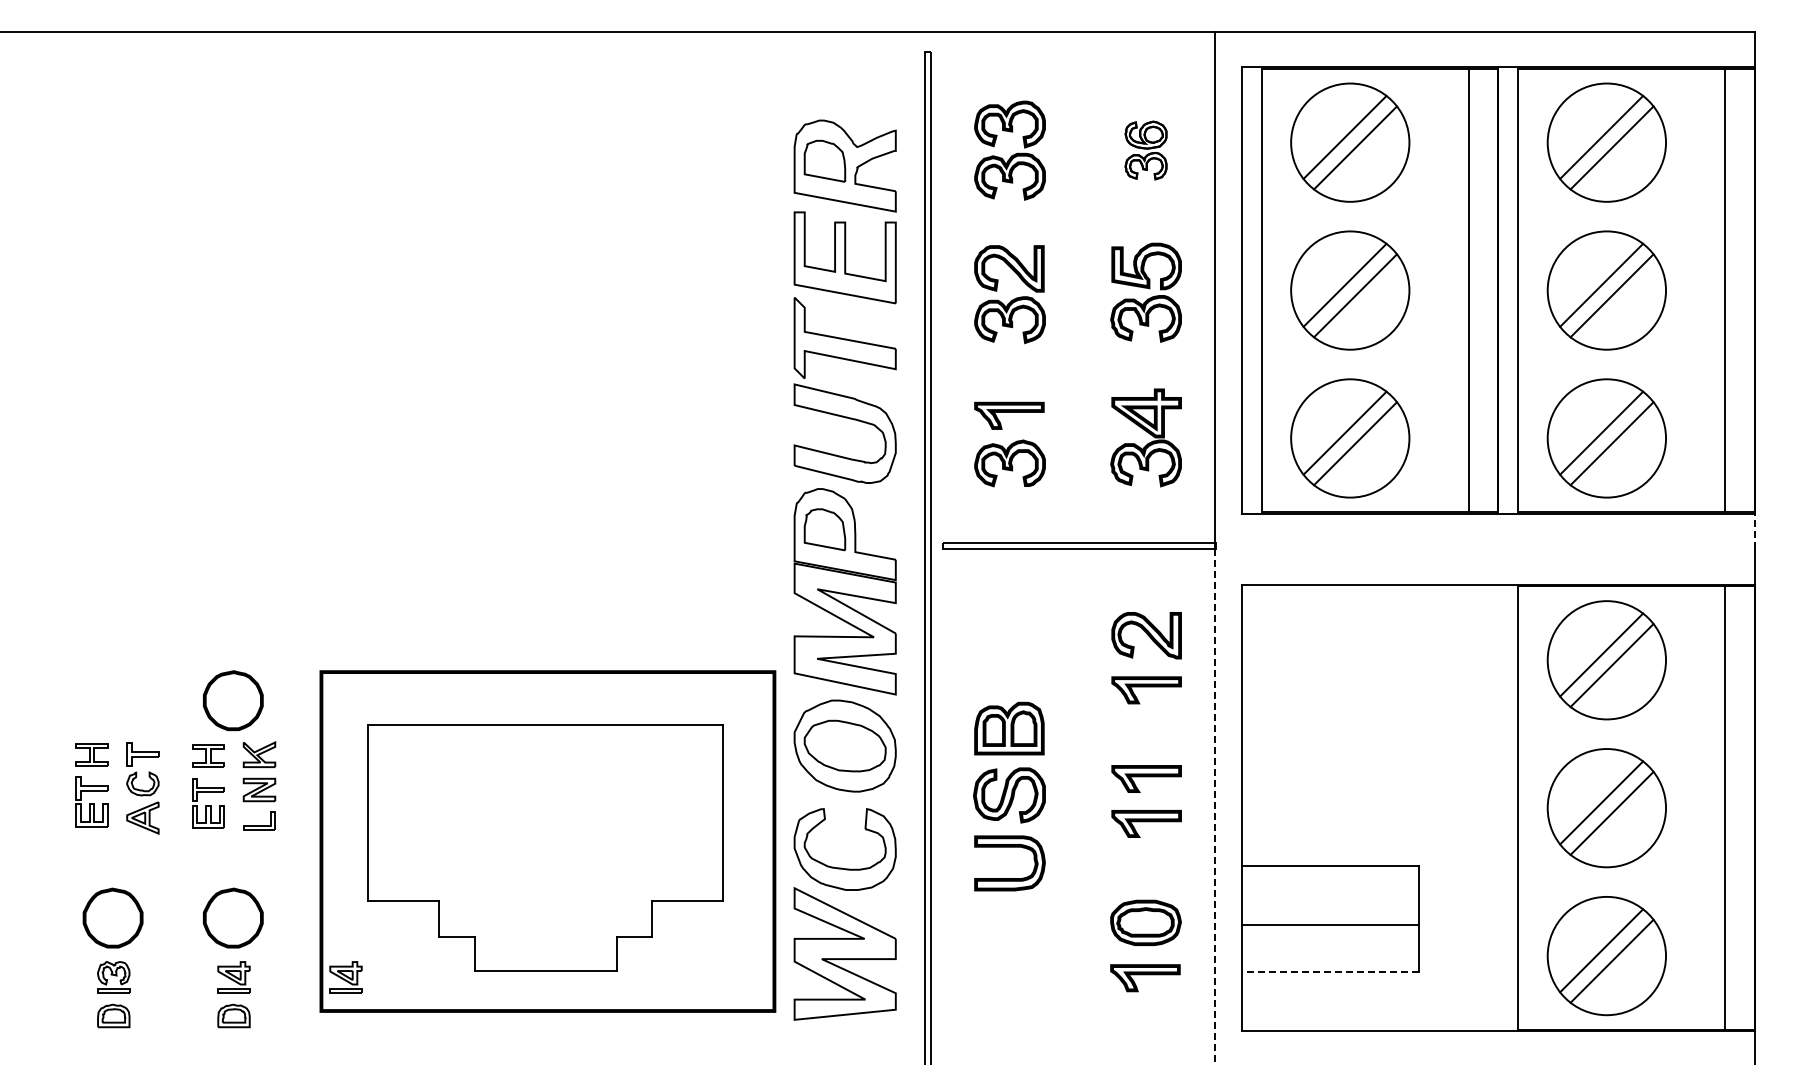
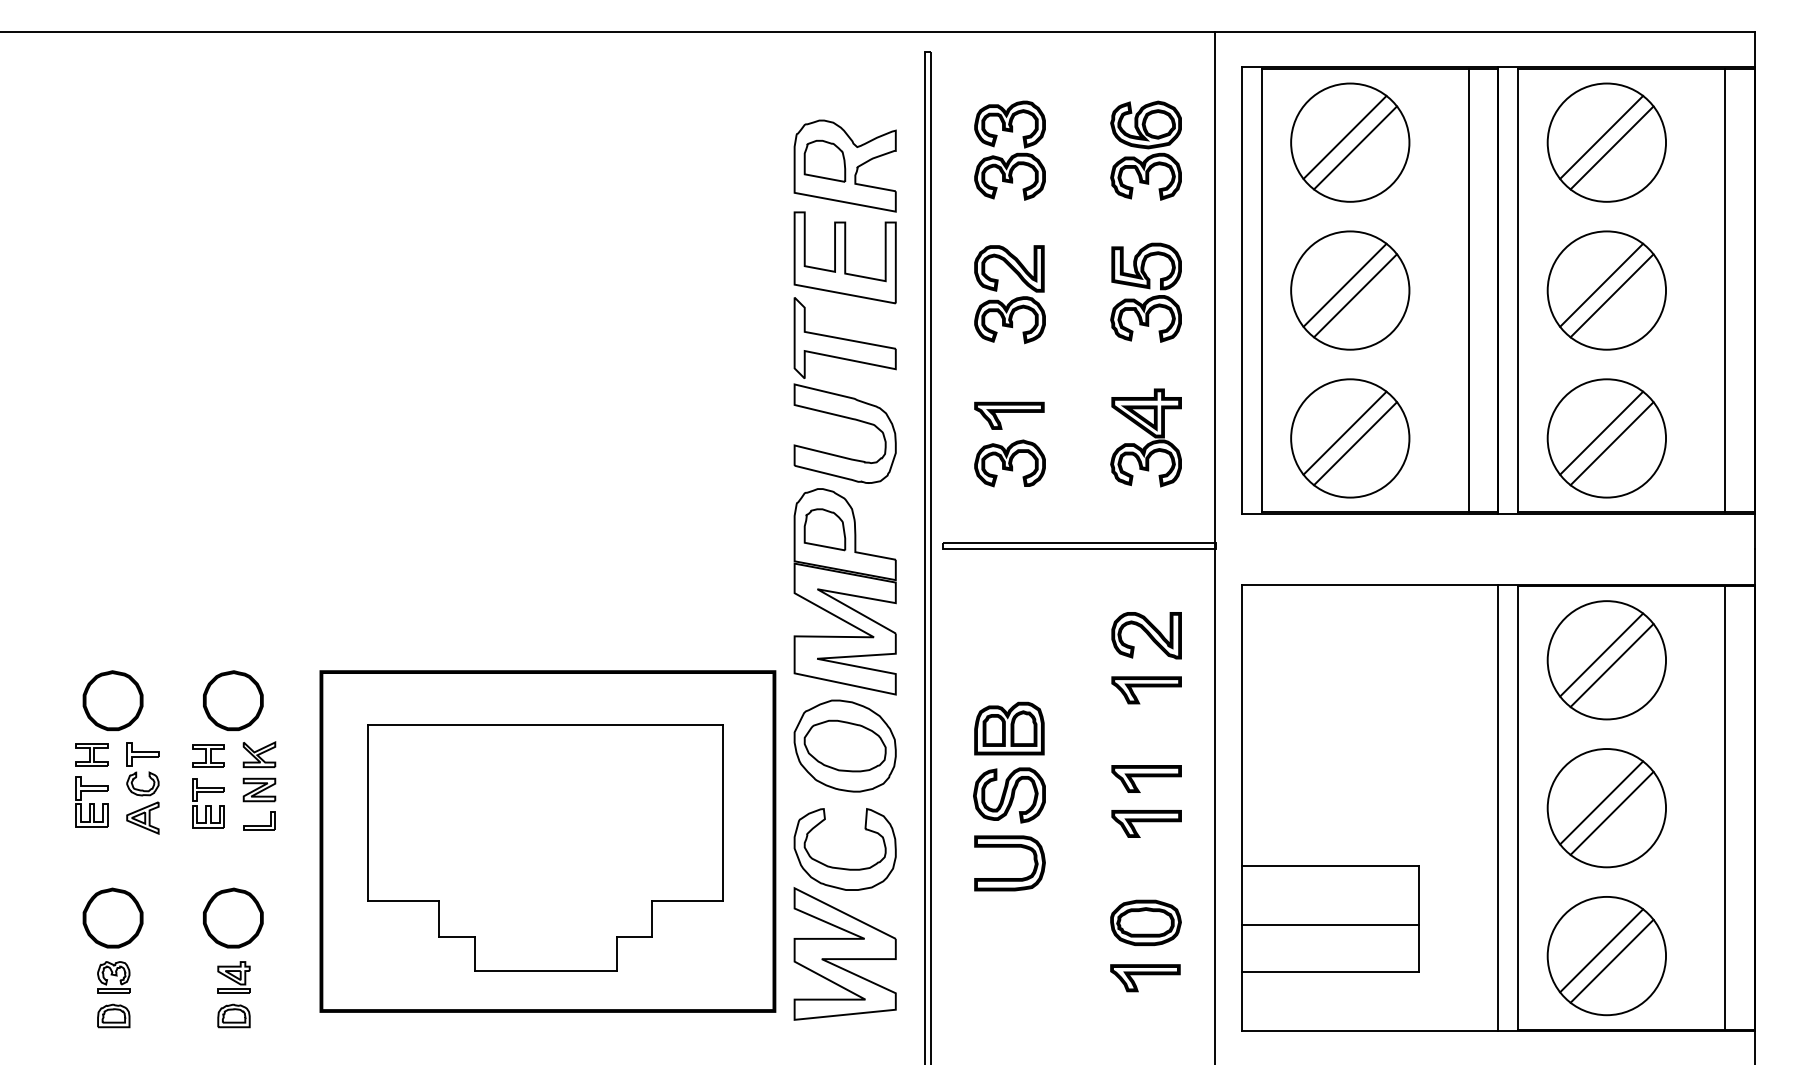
part size: 44x61 px -> 72x101 px (1145, 150)
line: dashed -> solid (1754, 531)
part: none -> present (112, 700)
line: dashed -> solid (1214, 807)
line: none -> present (1498, 807)
line: dashed -> solid (1330, 972)
part: present -> none (345, 977)
